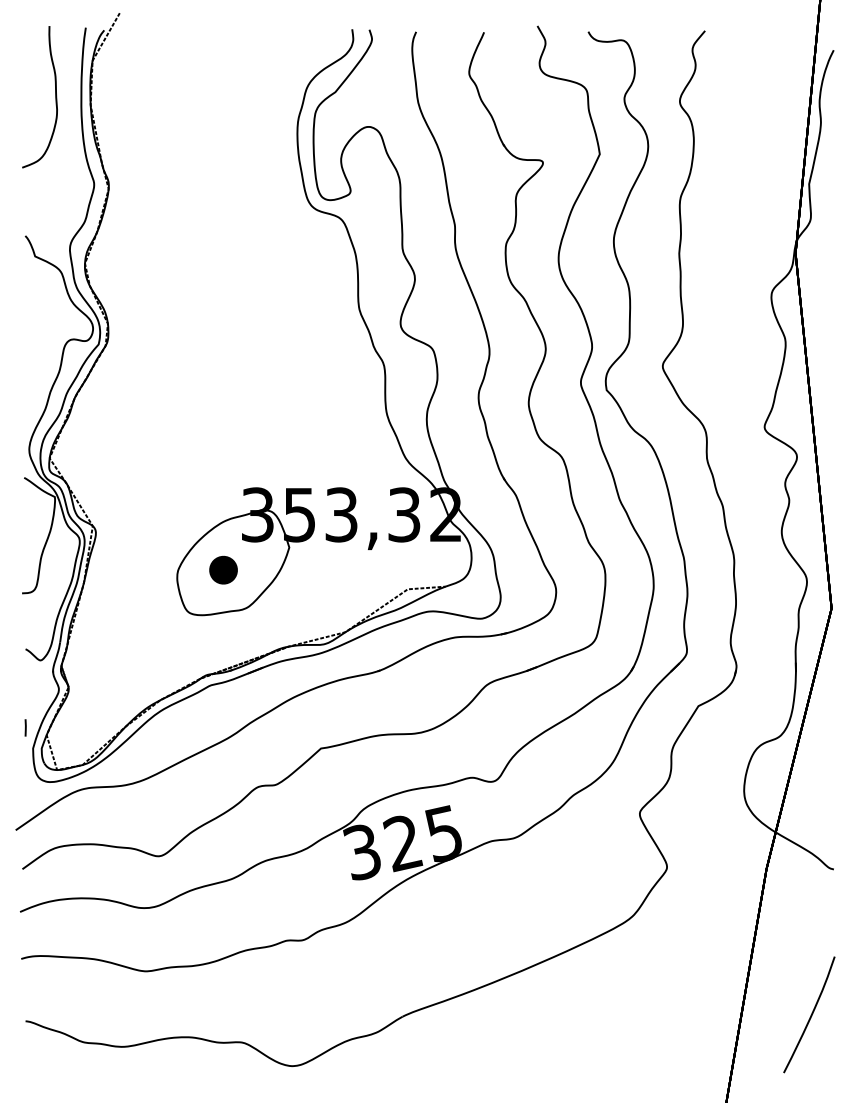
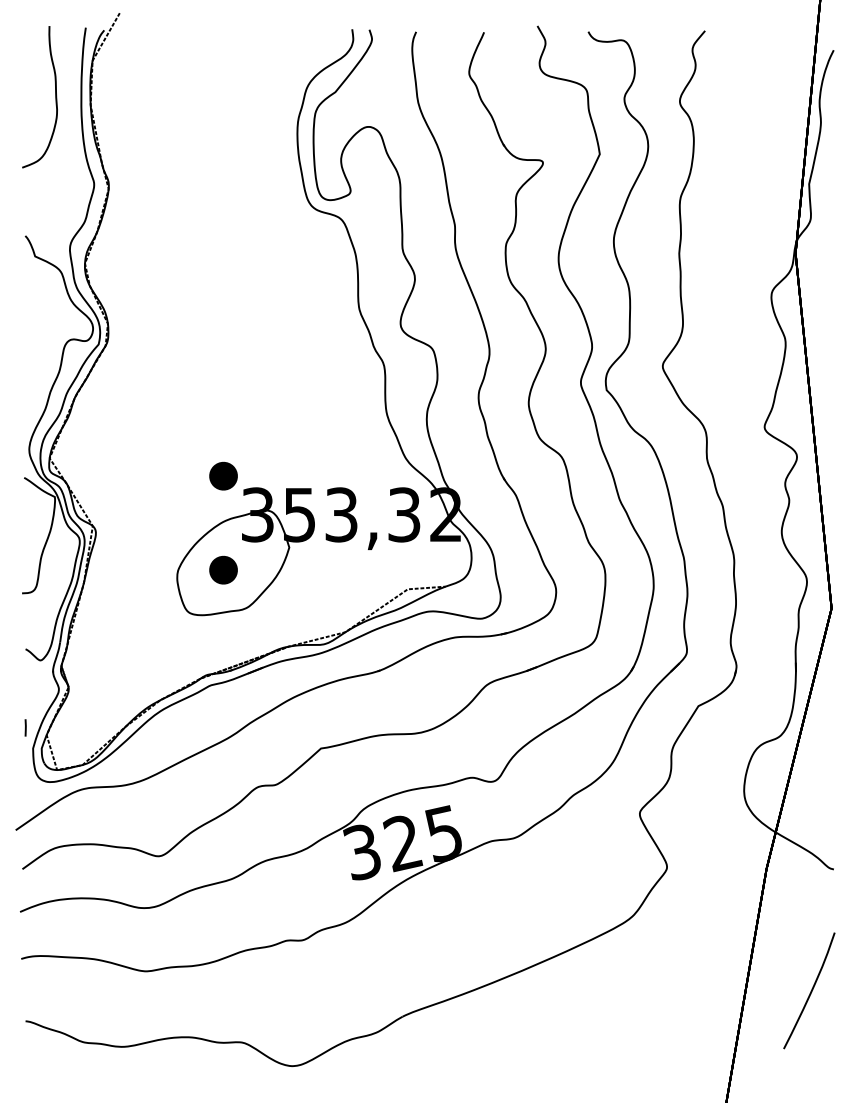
part: none -> present (223, 475)
curve position: (810, 1015) -> (810, 991) (810, 991)
